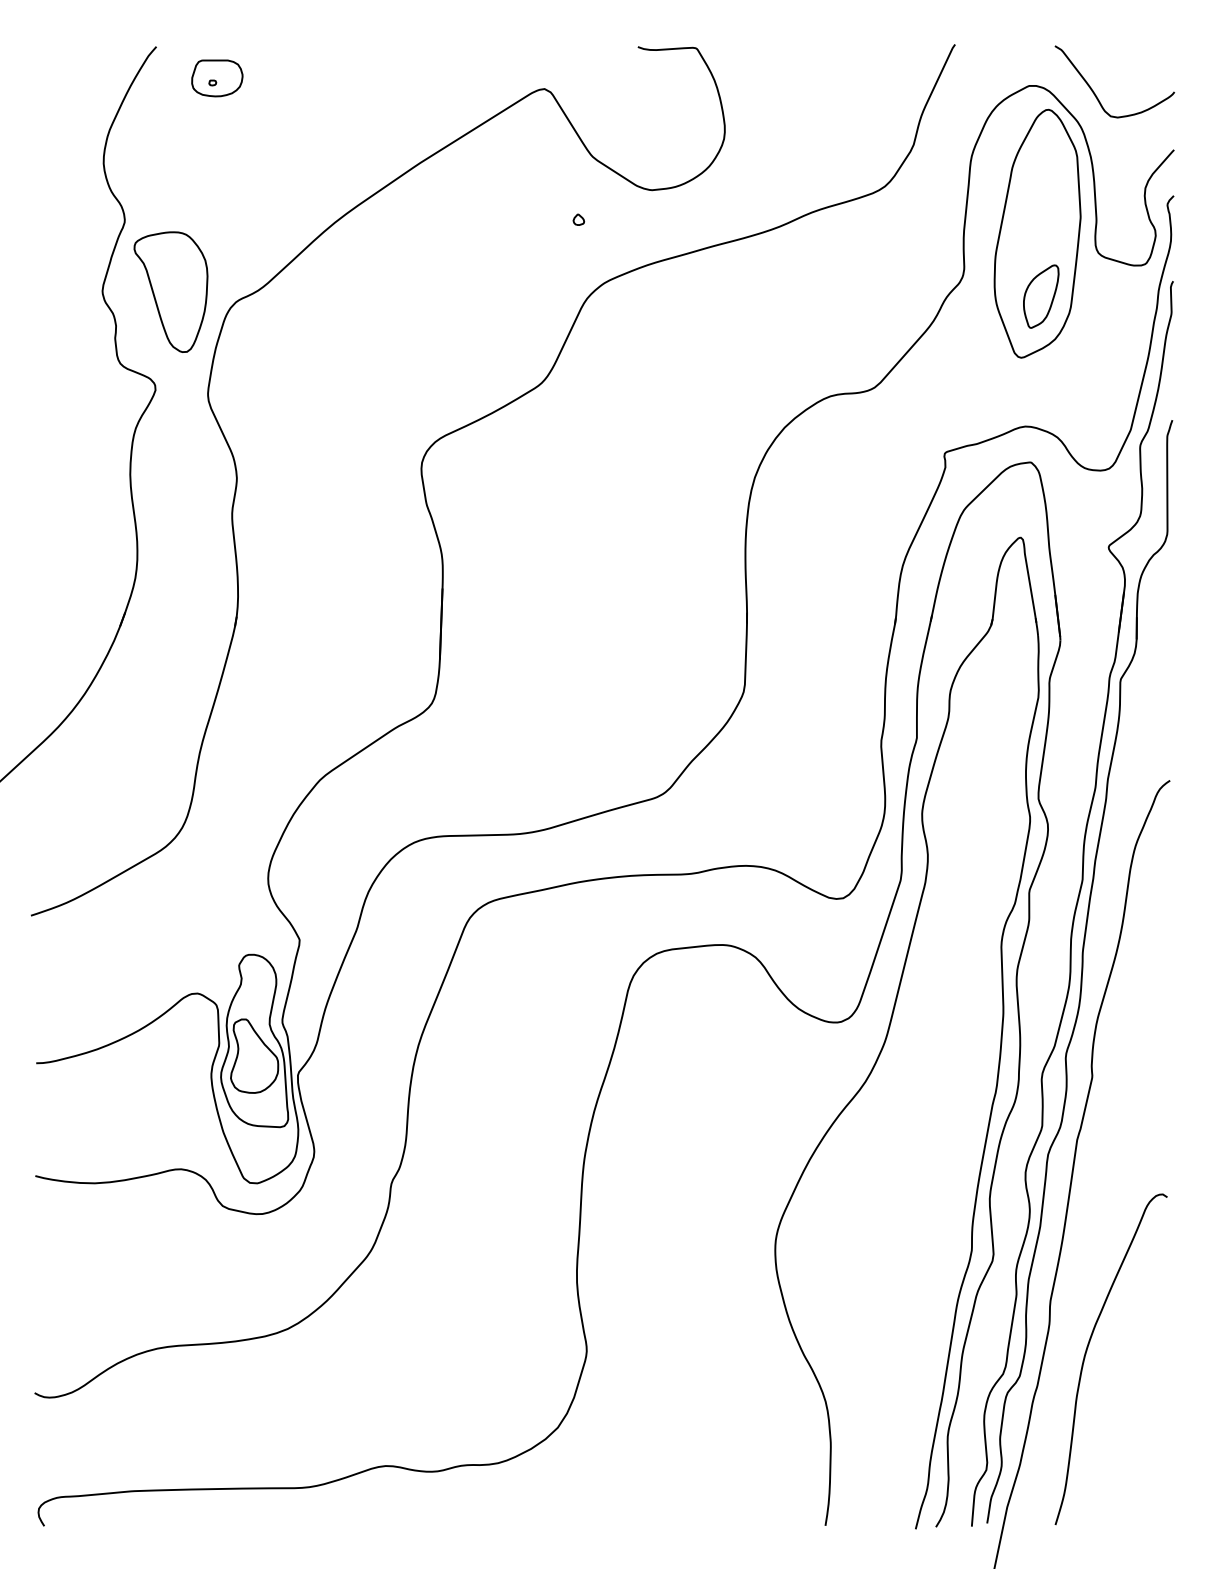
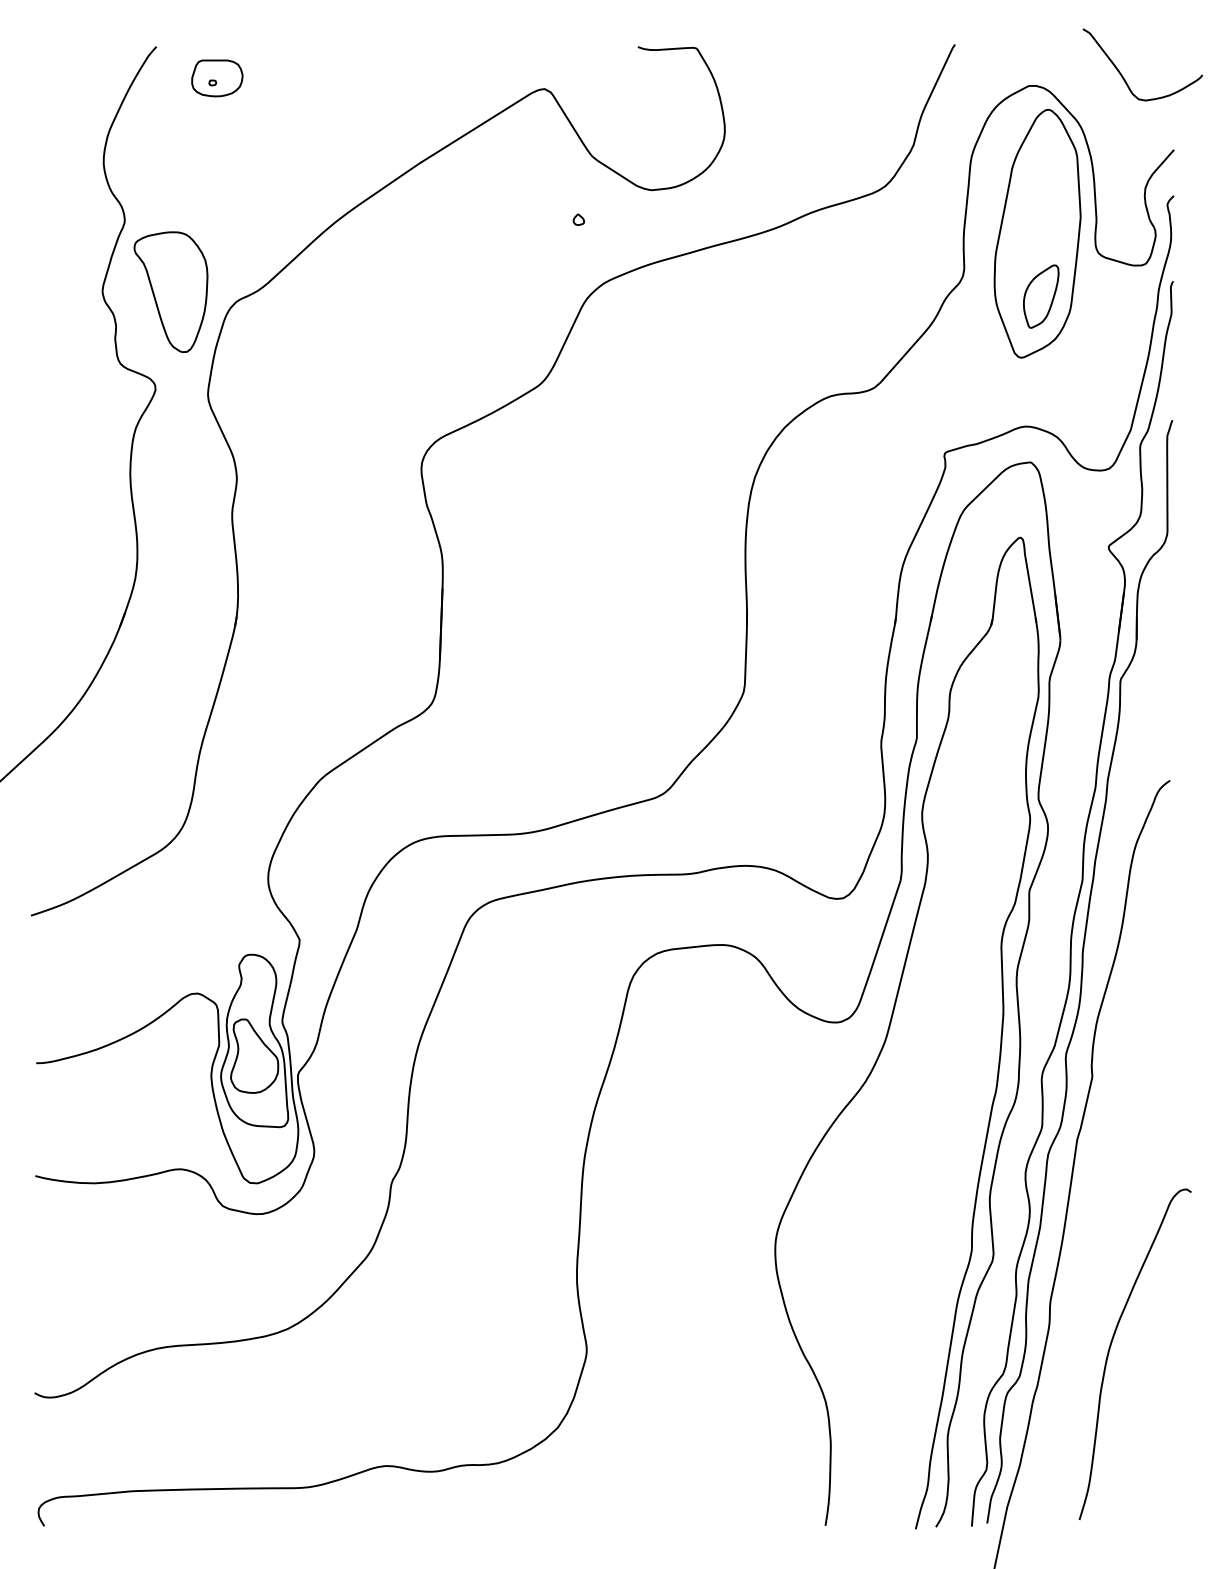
curve position: (1094, 91) -> (1122, 74) (1122, 74)
curve position: (1087, 1351) -> (1111, 1346) (1111, 1346)
